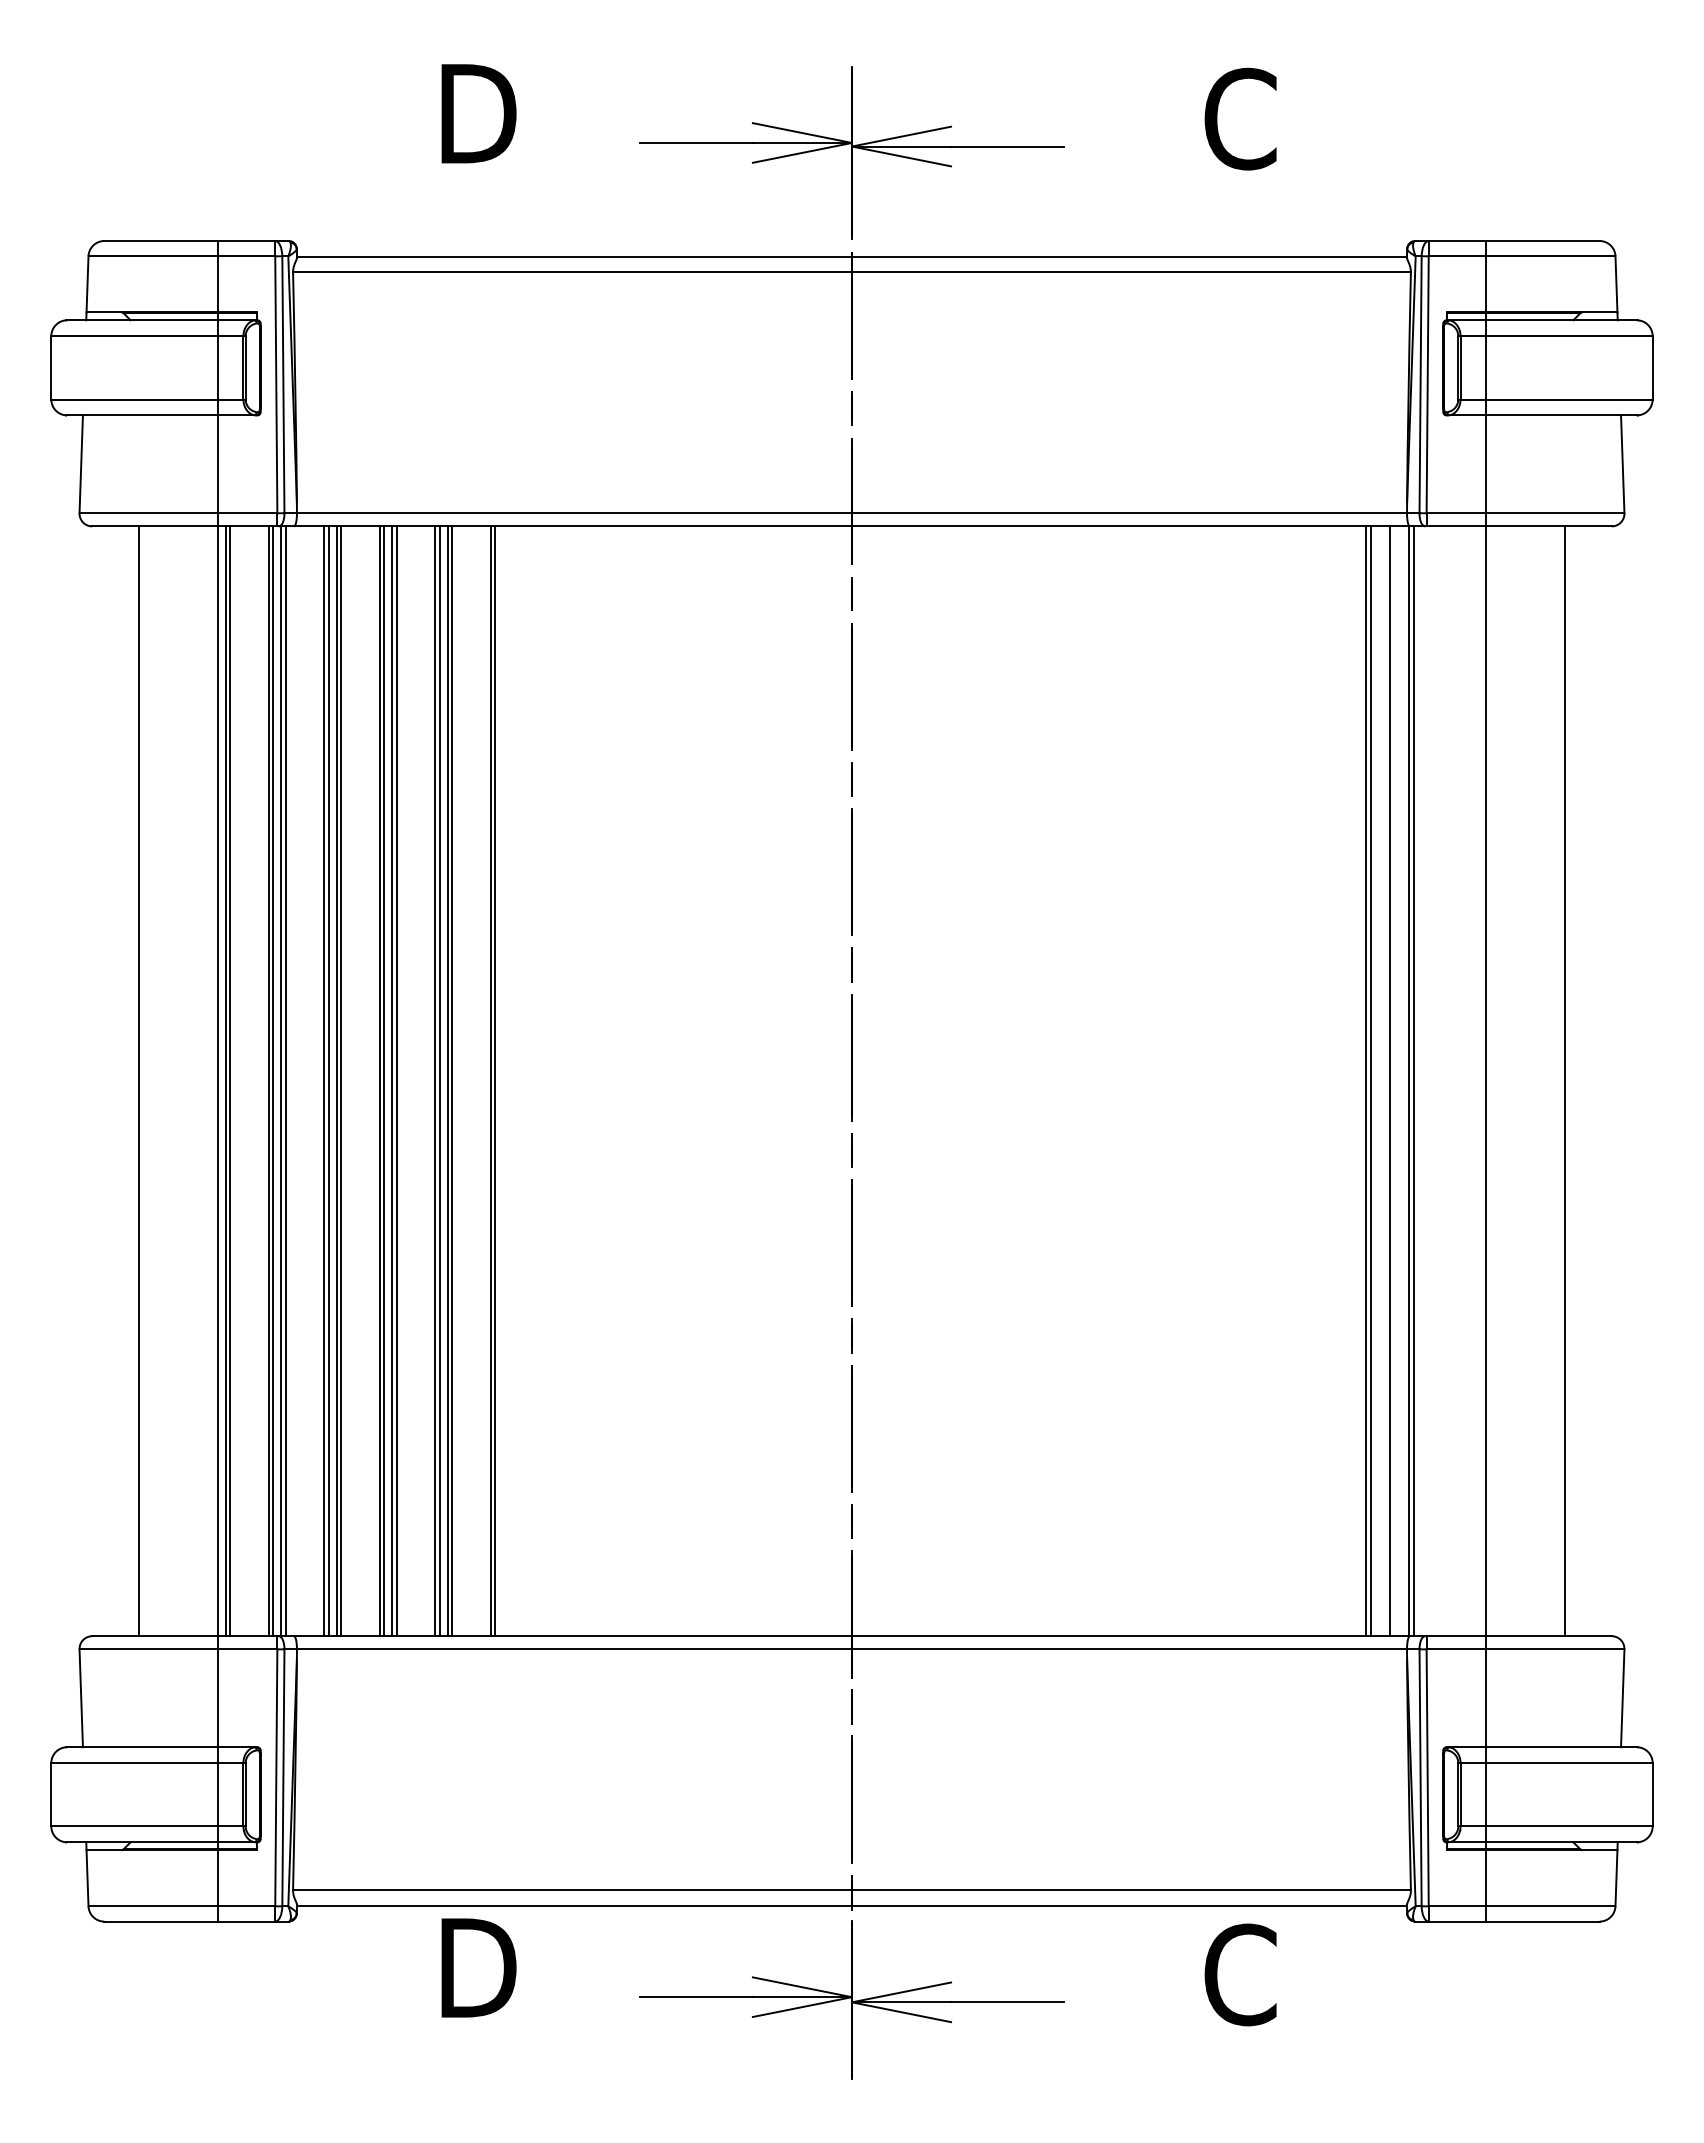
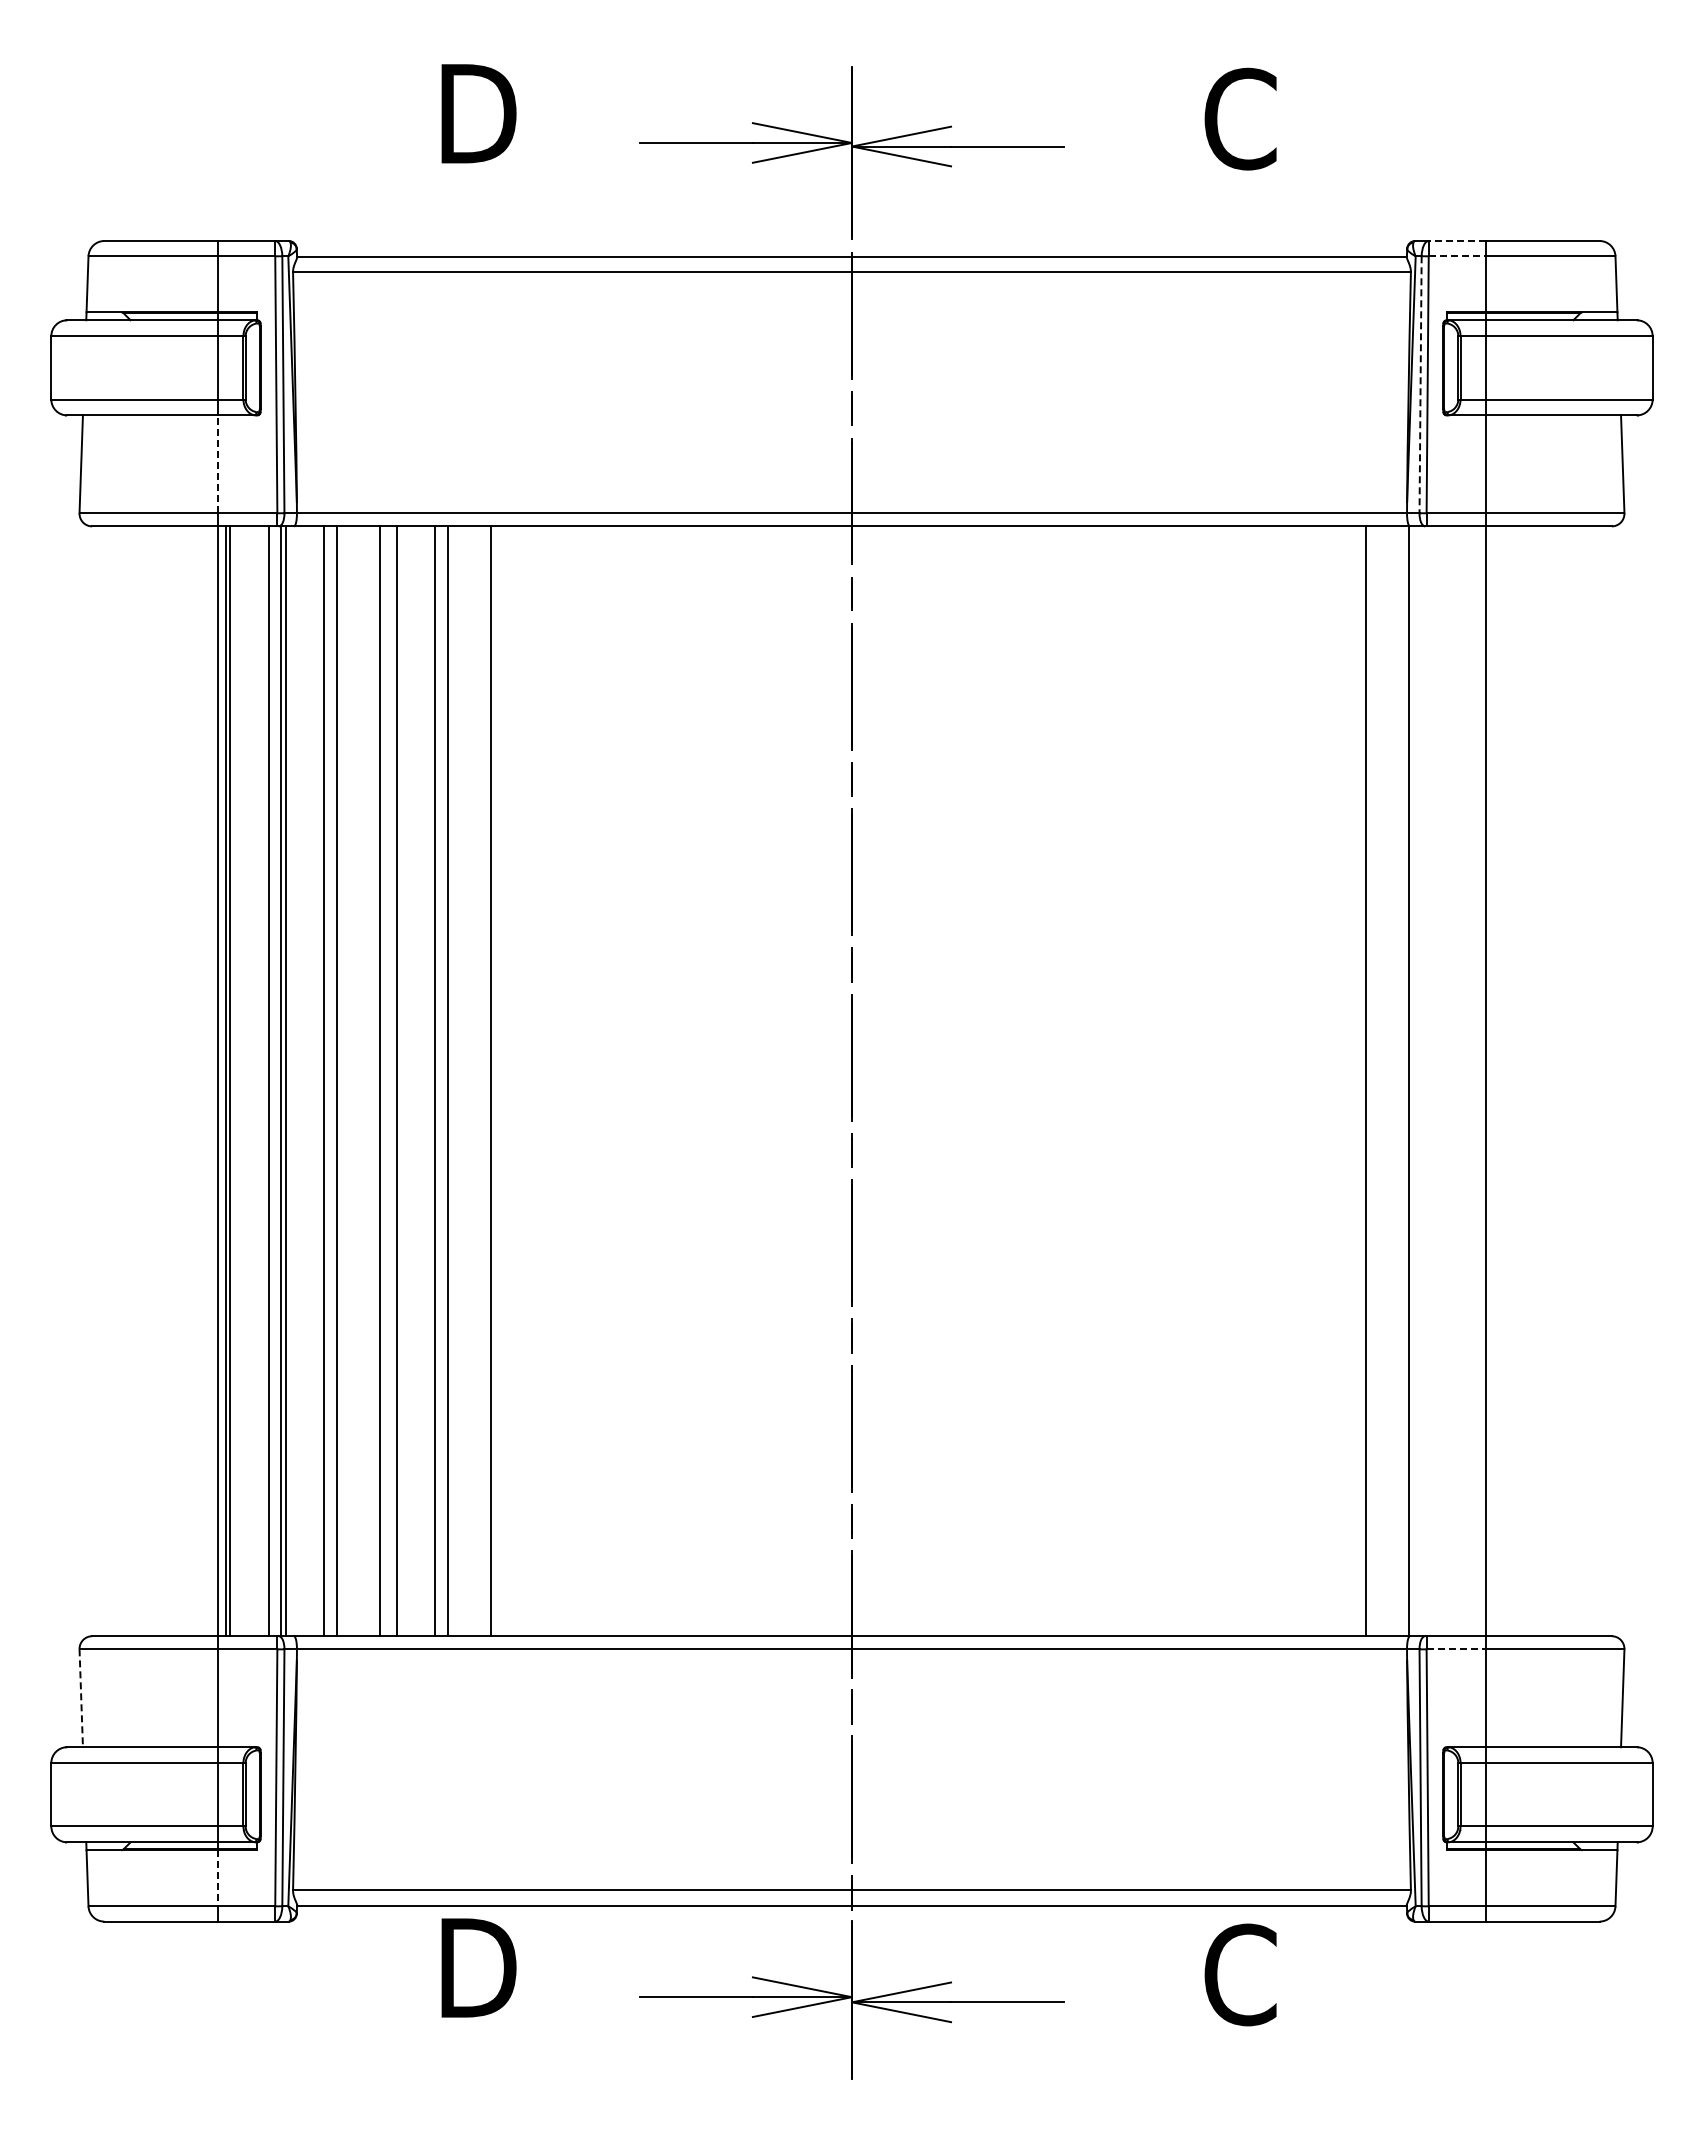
line: solid -> dashed (1457, 241)
line: solid -> dashed (1457, 256)
line: solid -> dashed (1420, 385)
line: solid -> dashed (217, 464)
line: present -> none (138, 1081)
line: present -> none (273, 1081)
line: present -> none (328, 1081)
line: present -> none (341, 1081)
line: present -> none (384, 1081)
line: present -> none (392, 1081)
line: present -> none (439, 1081)
line: present -> none (452, 1081)
line: present -> none (495, 1081)
line: present -> none (1371, 1081)
line: present -> none (1390, 1081)
line: present -> none (1414, 1081)
line: present -> none (1565, 1081)
line: solid -> dashed (1456, 1649)
line: solid -> dashed (81, 1698)
line: solid -> dashed (217, 1878)
